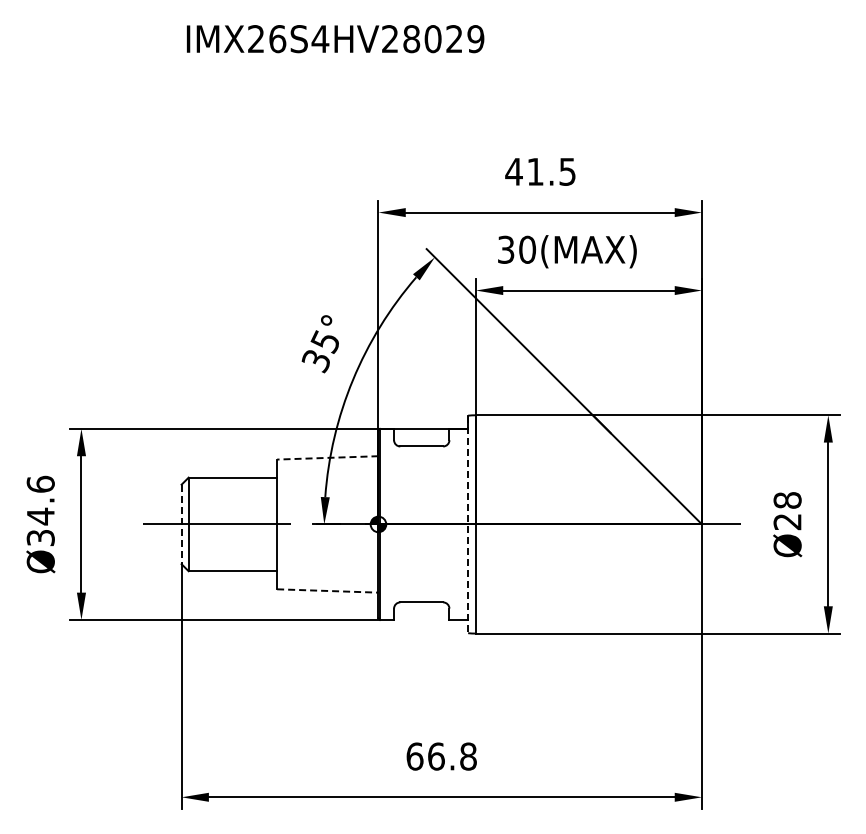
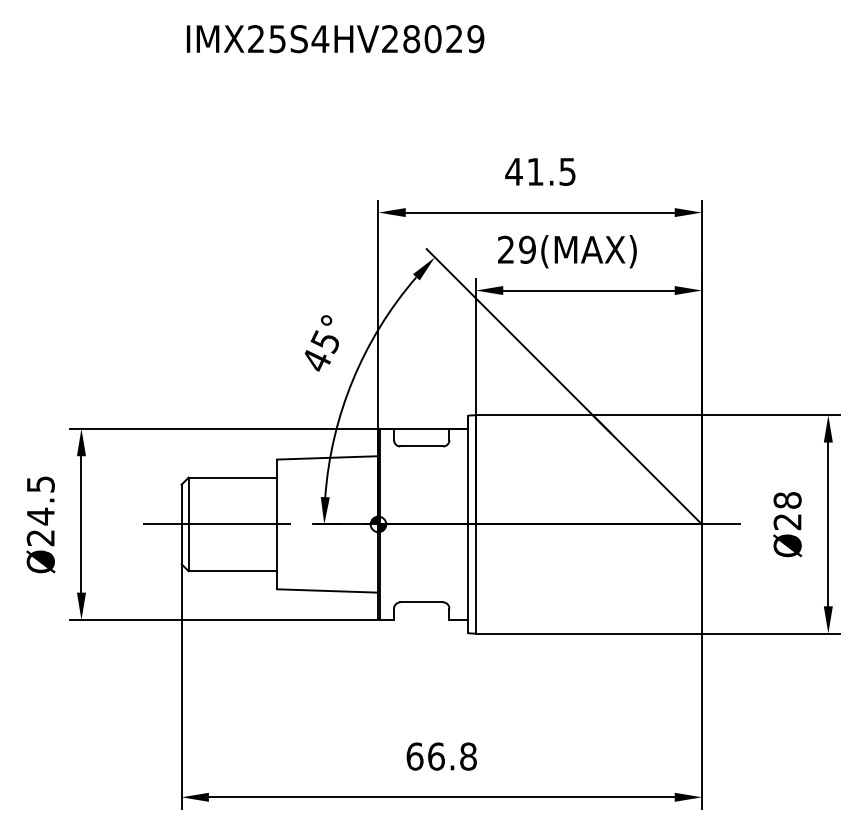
text: IMX26S4HV28029 -> IMX25S4HV28029 (277, 39)
text: 30(MAX) -> 29(MAX) (517, 249)
text: 35° -> 45° (315, 361)
line: dashed -> solid (327, 457)
text: Ø34.6 -> Ø24.5 (40, 510)
line: dashed -> solid (181, 524)
line: dashed -> solid (468, 524)
line: dashed -> solid (327, 590)
